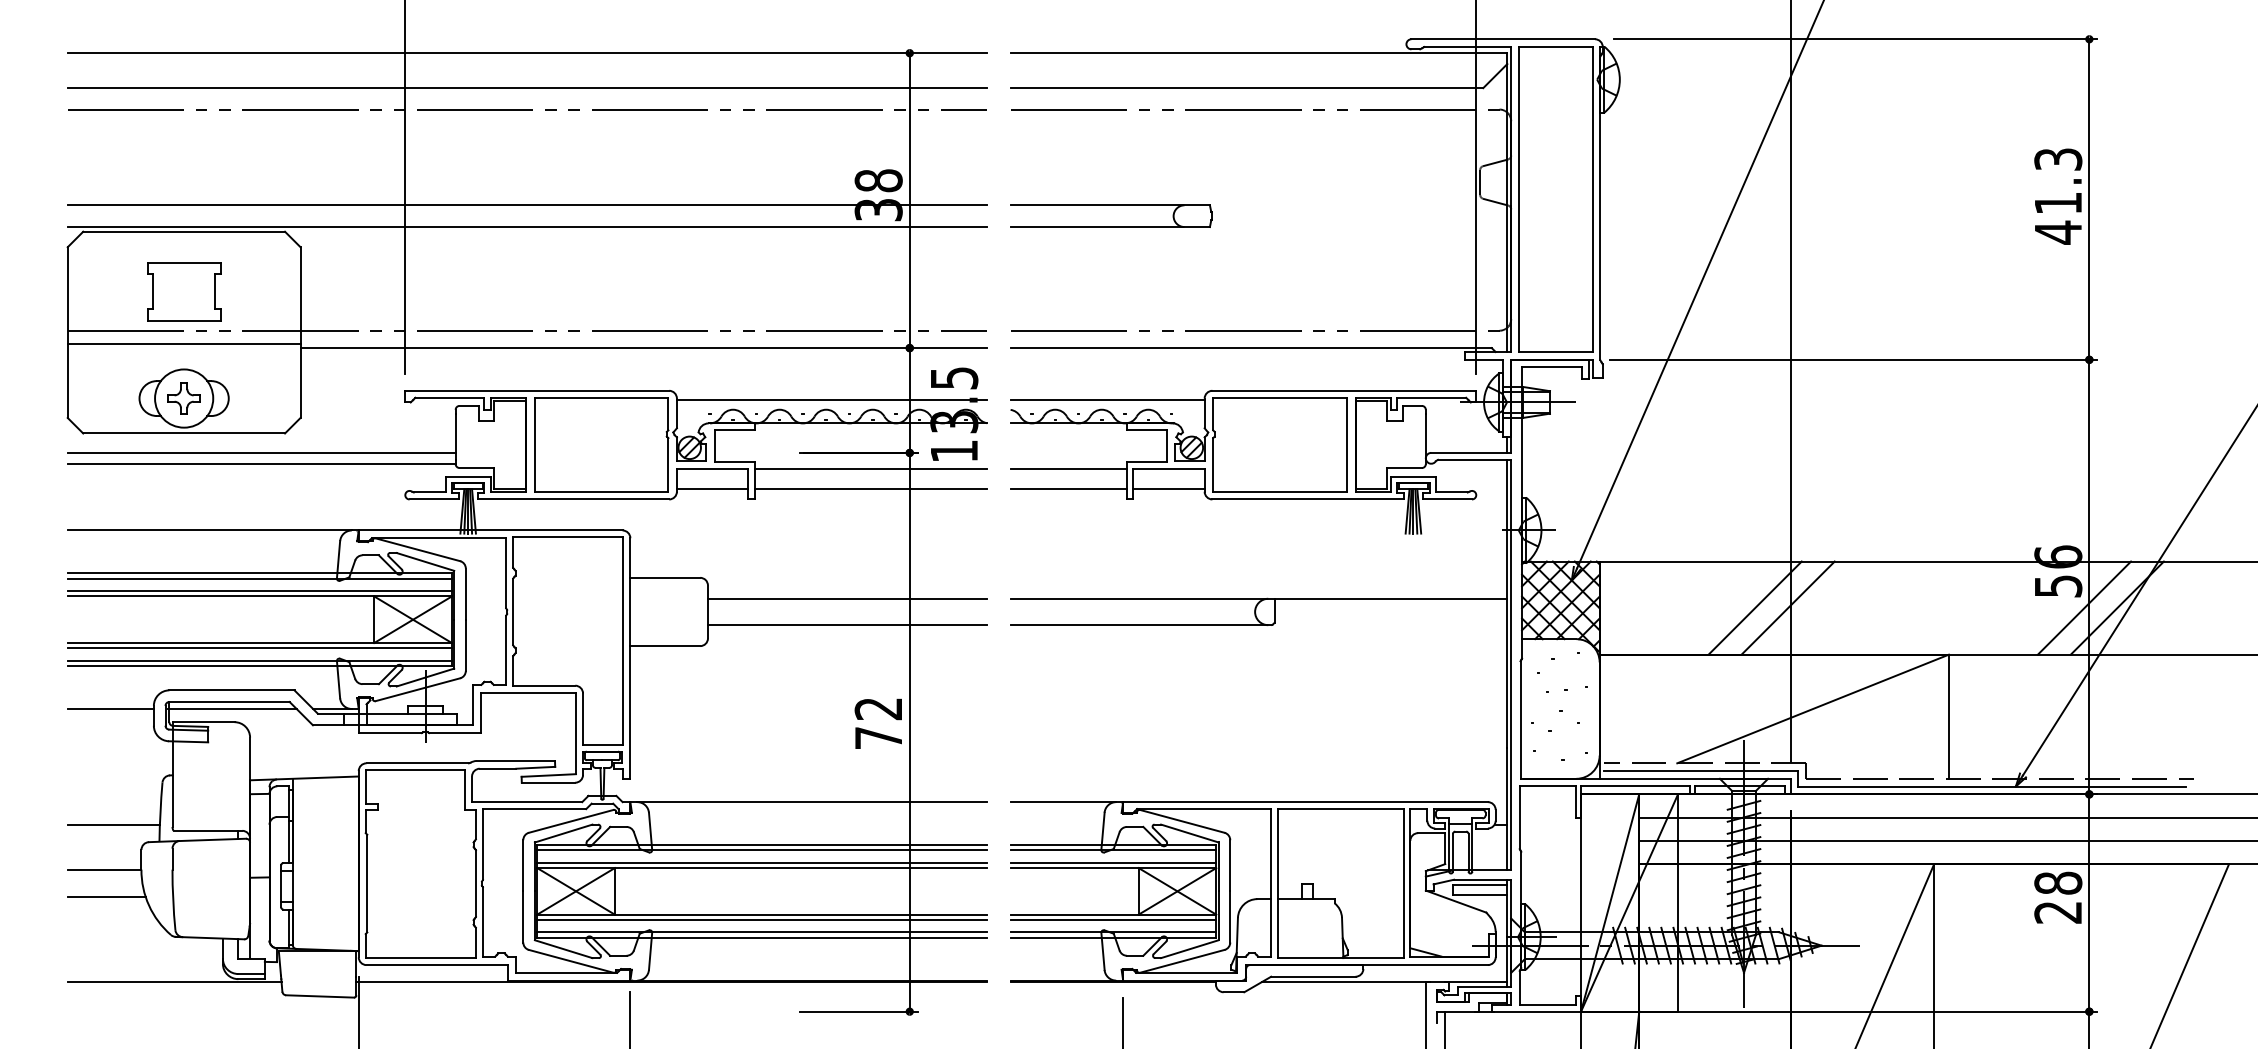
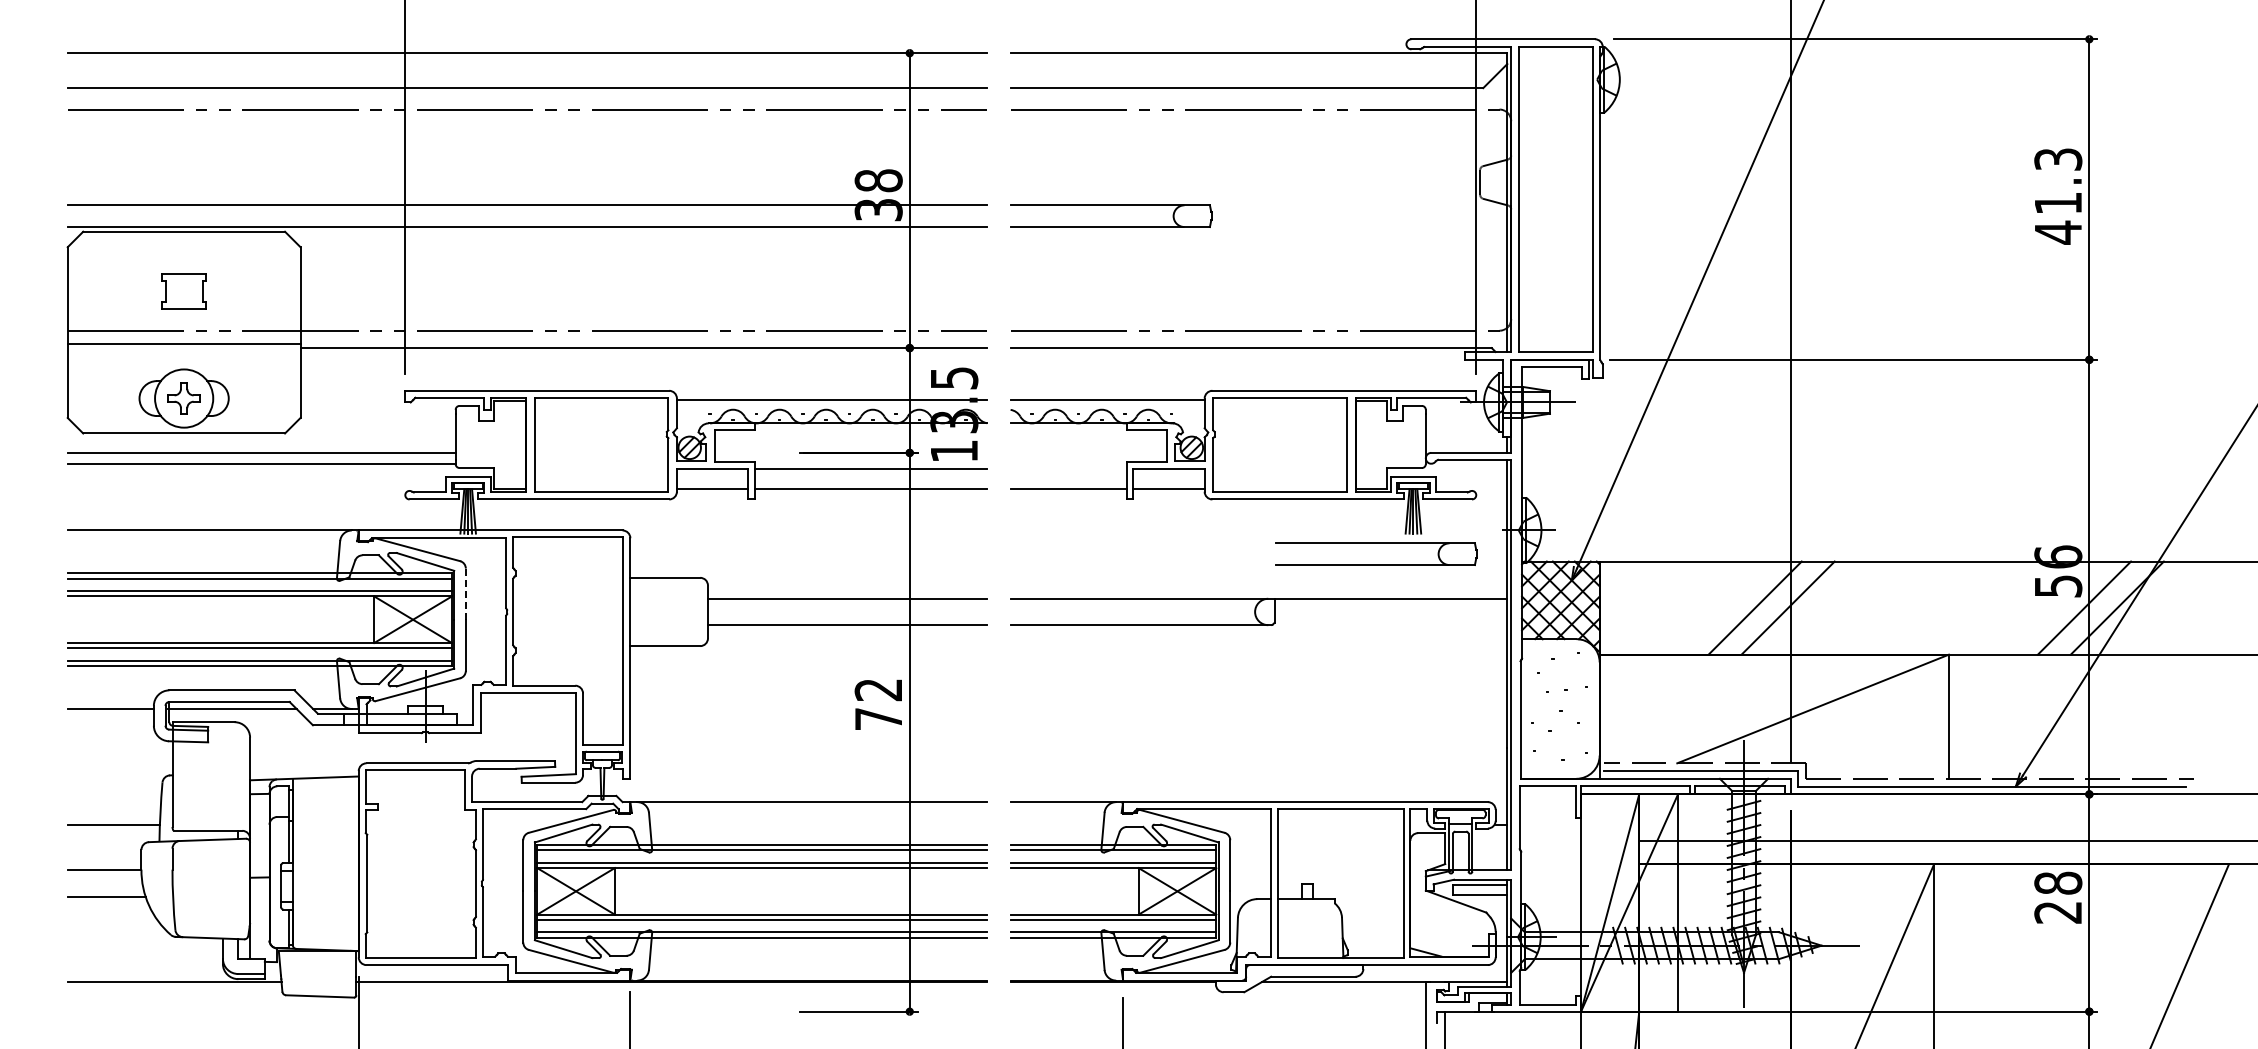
part size: 75x60 px -> 46x37 px (183, 291)
line: present -> none (1068, 469)
part: none -> present (1376, 543)
line: solid -> dashed (465, 594)
text position: (877, 723) -> (877, 704) (877, 704)
line: present -> none (1946, 817)
